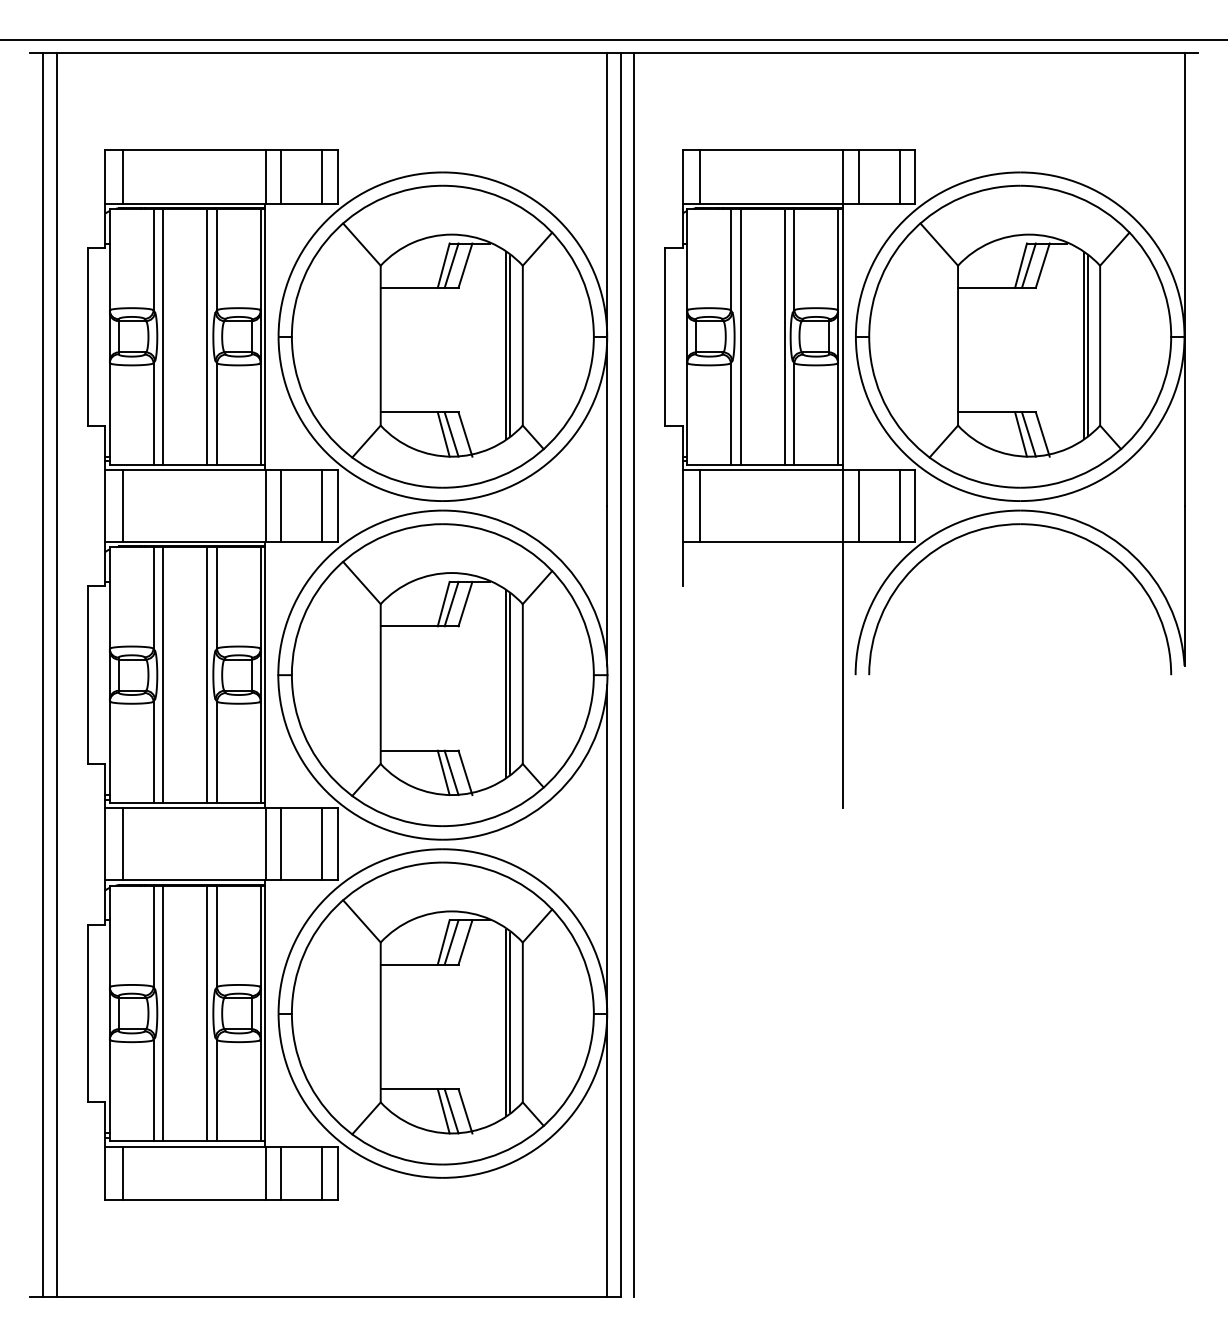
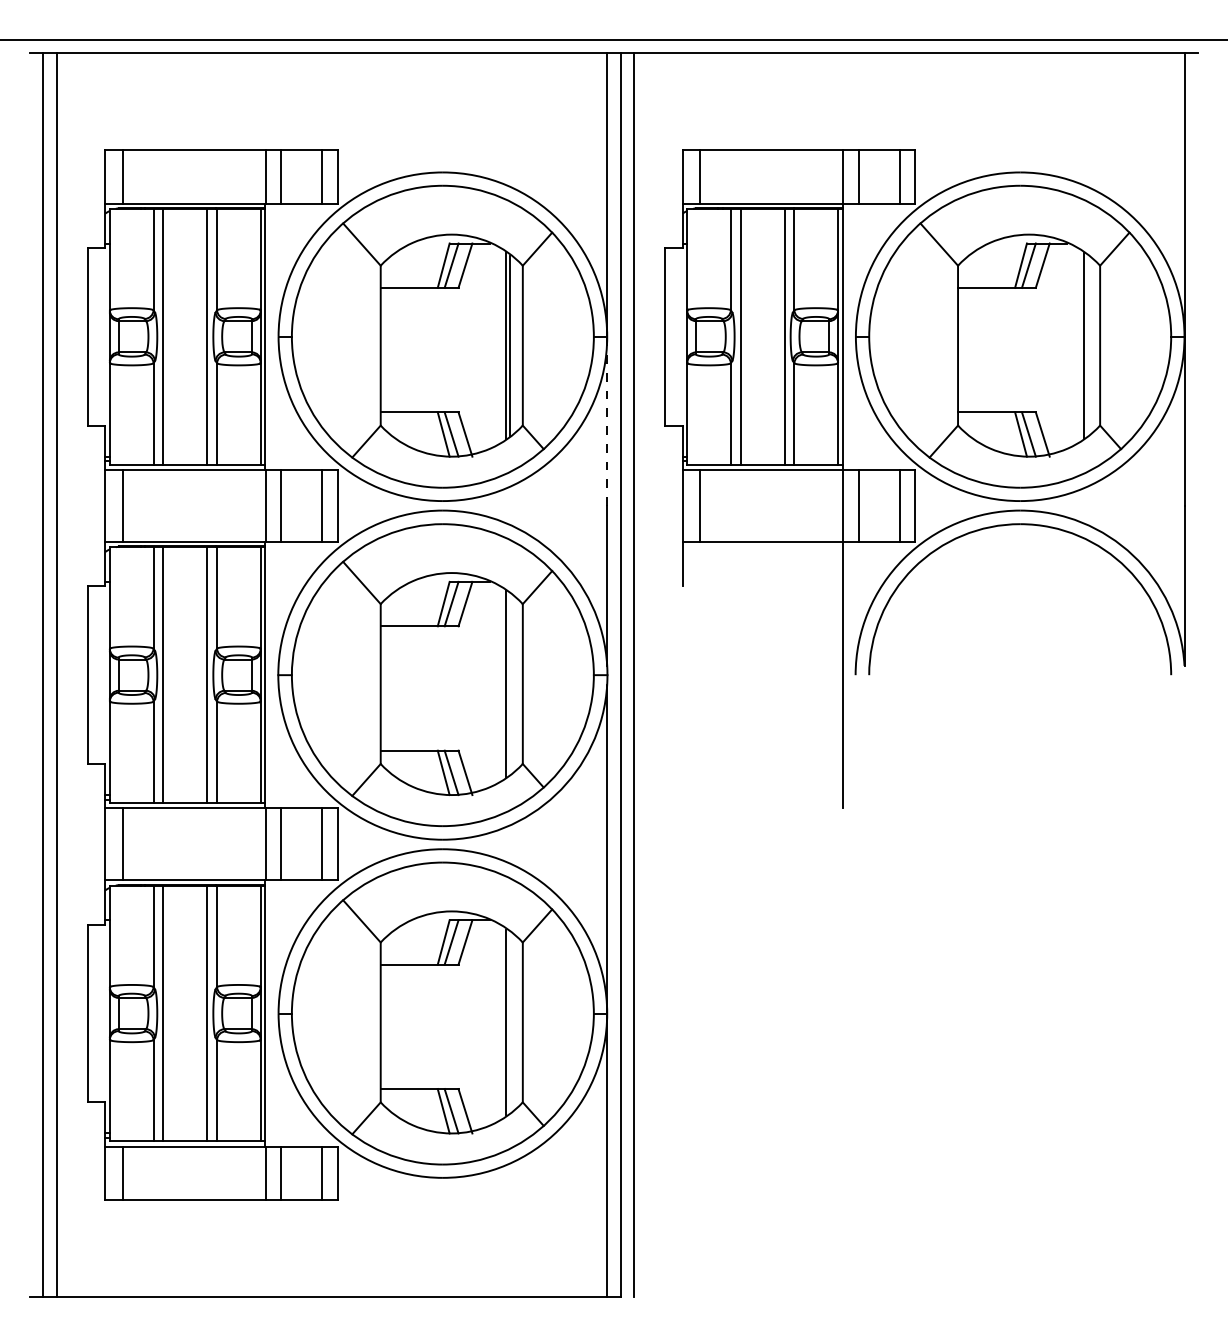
line: present -> none (1087, 345)
line: solid -> dashed (607, 421)
line: present -> none (510, 683)
line: present -> none (510, 1022)
